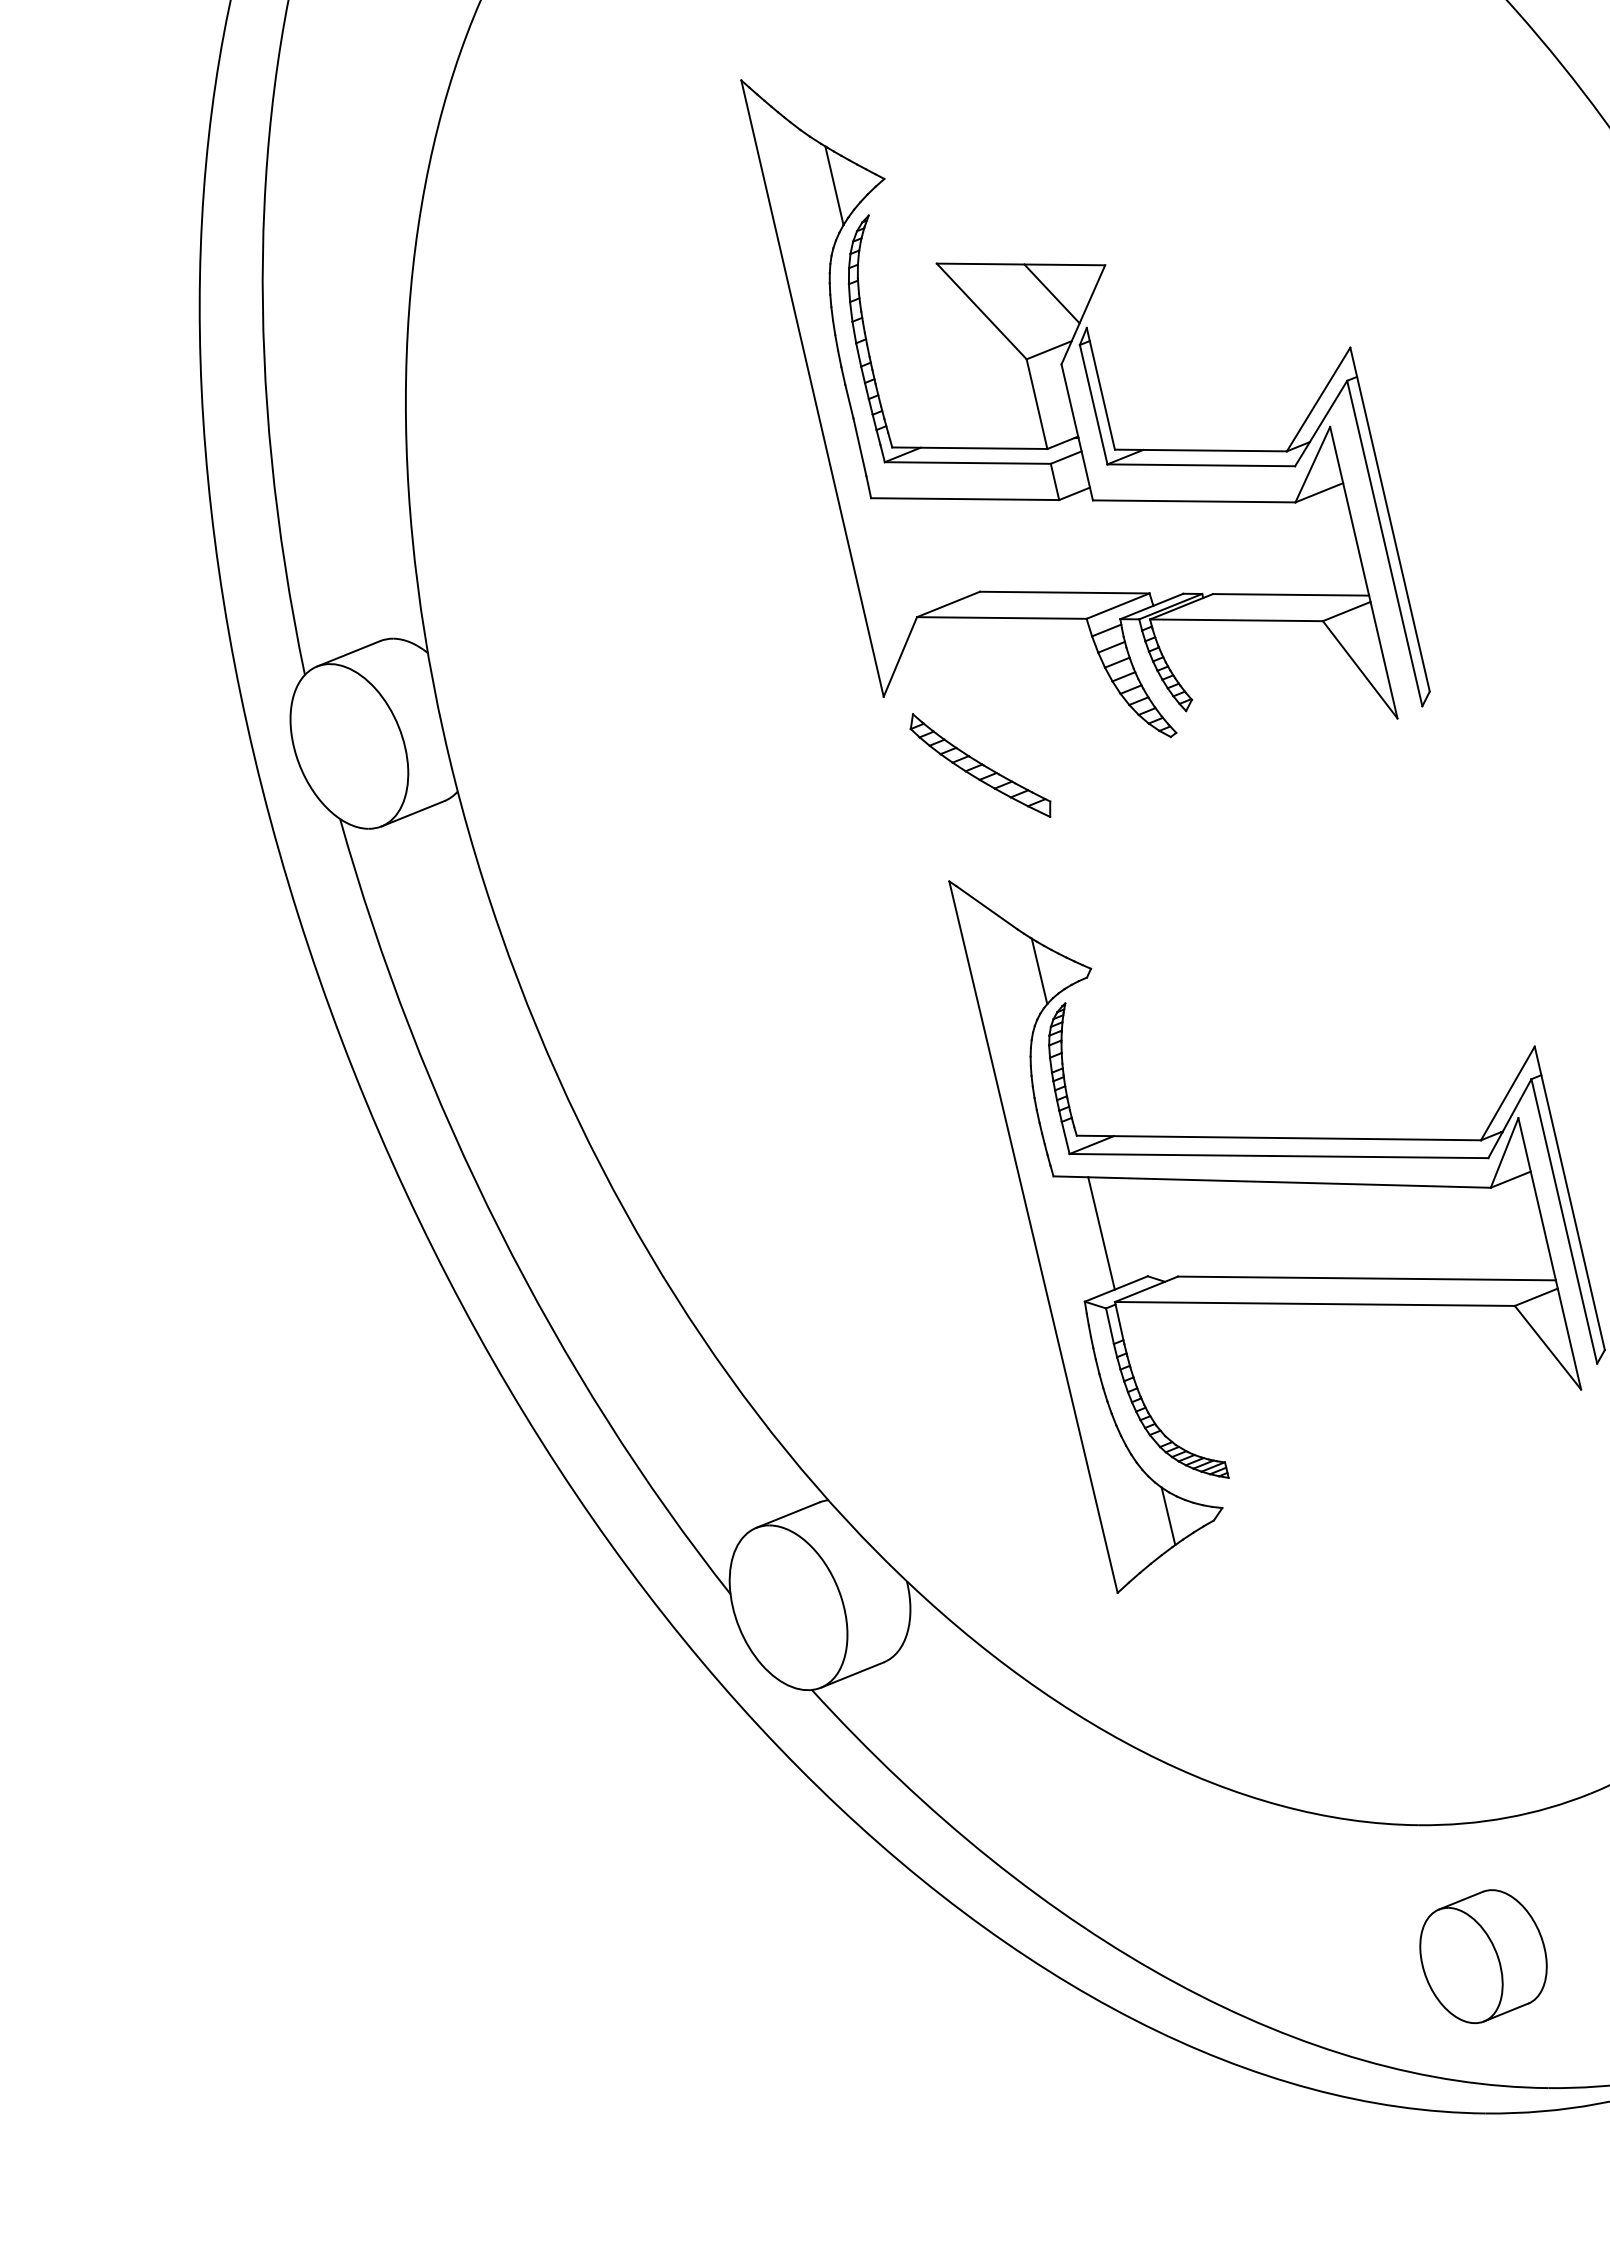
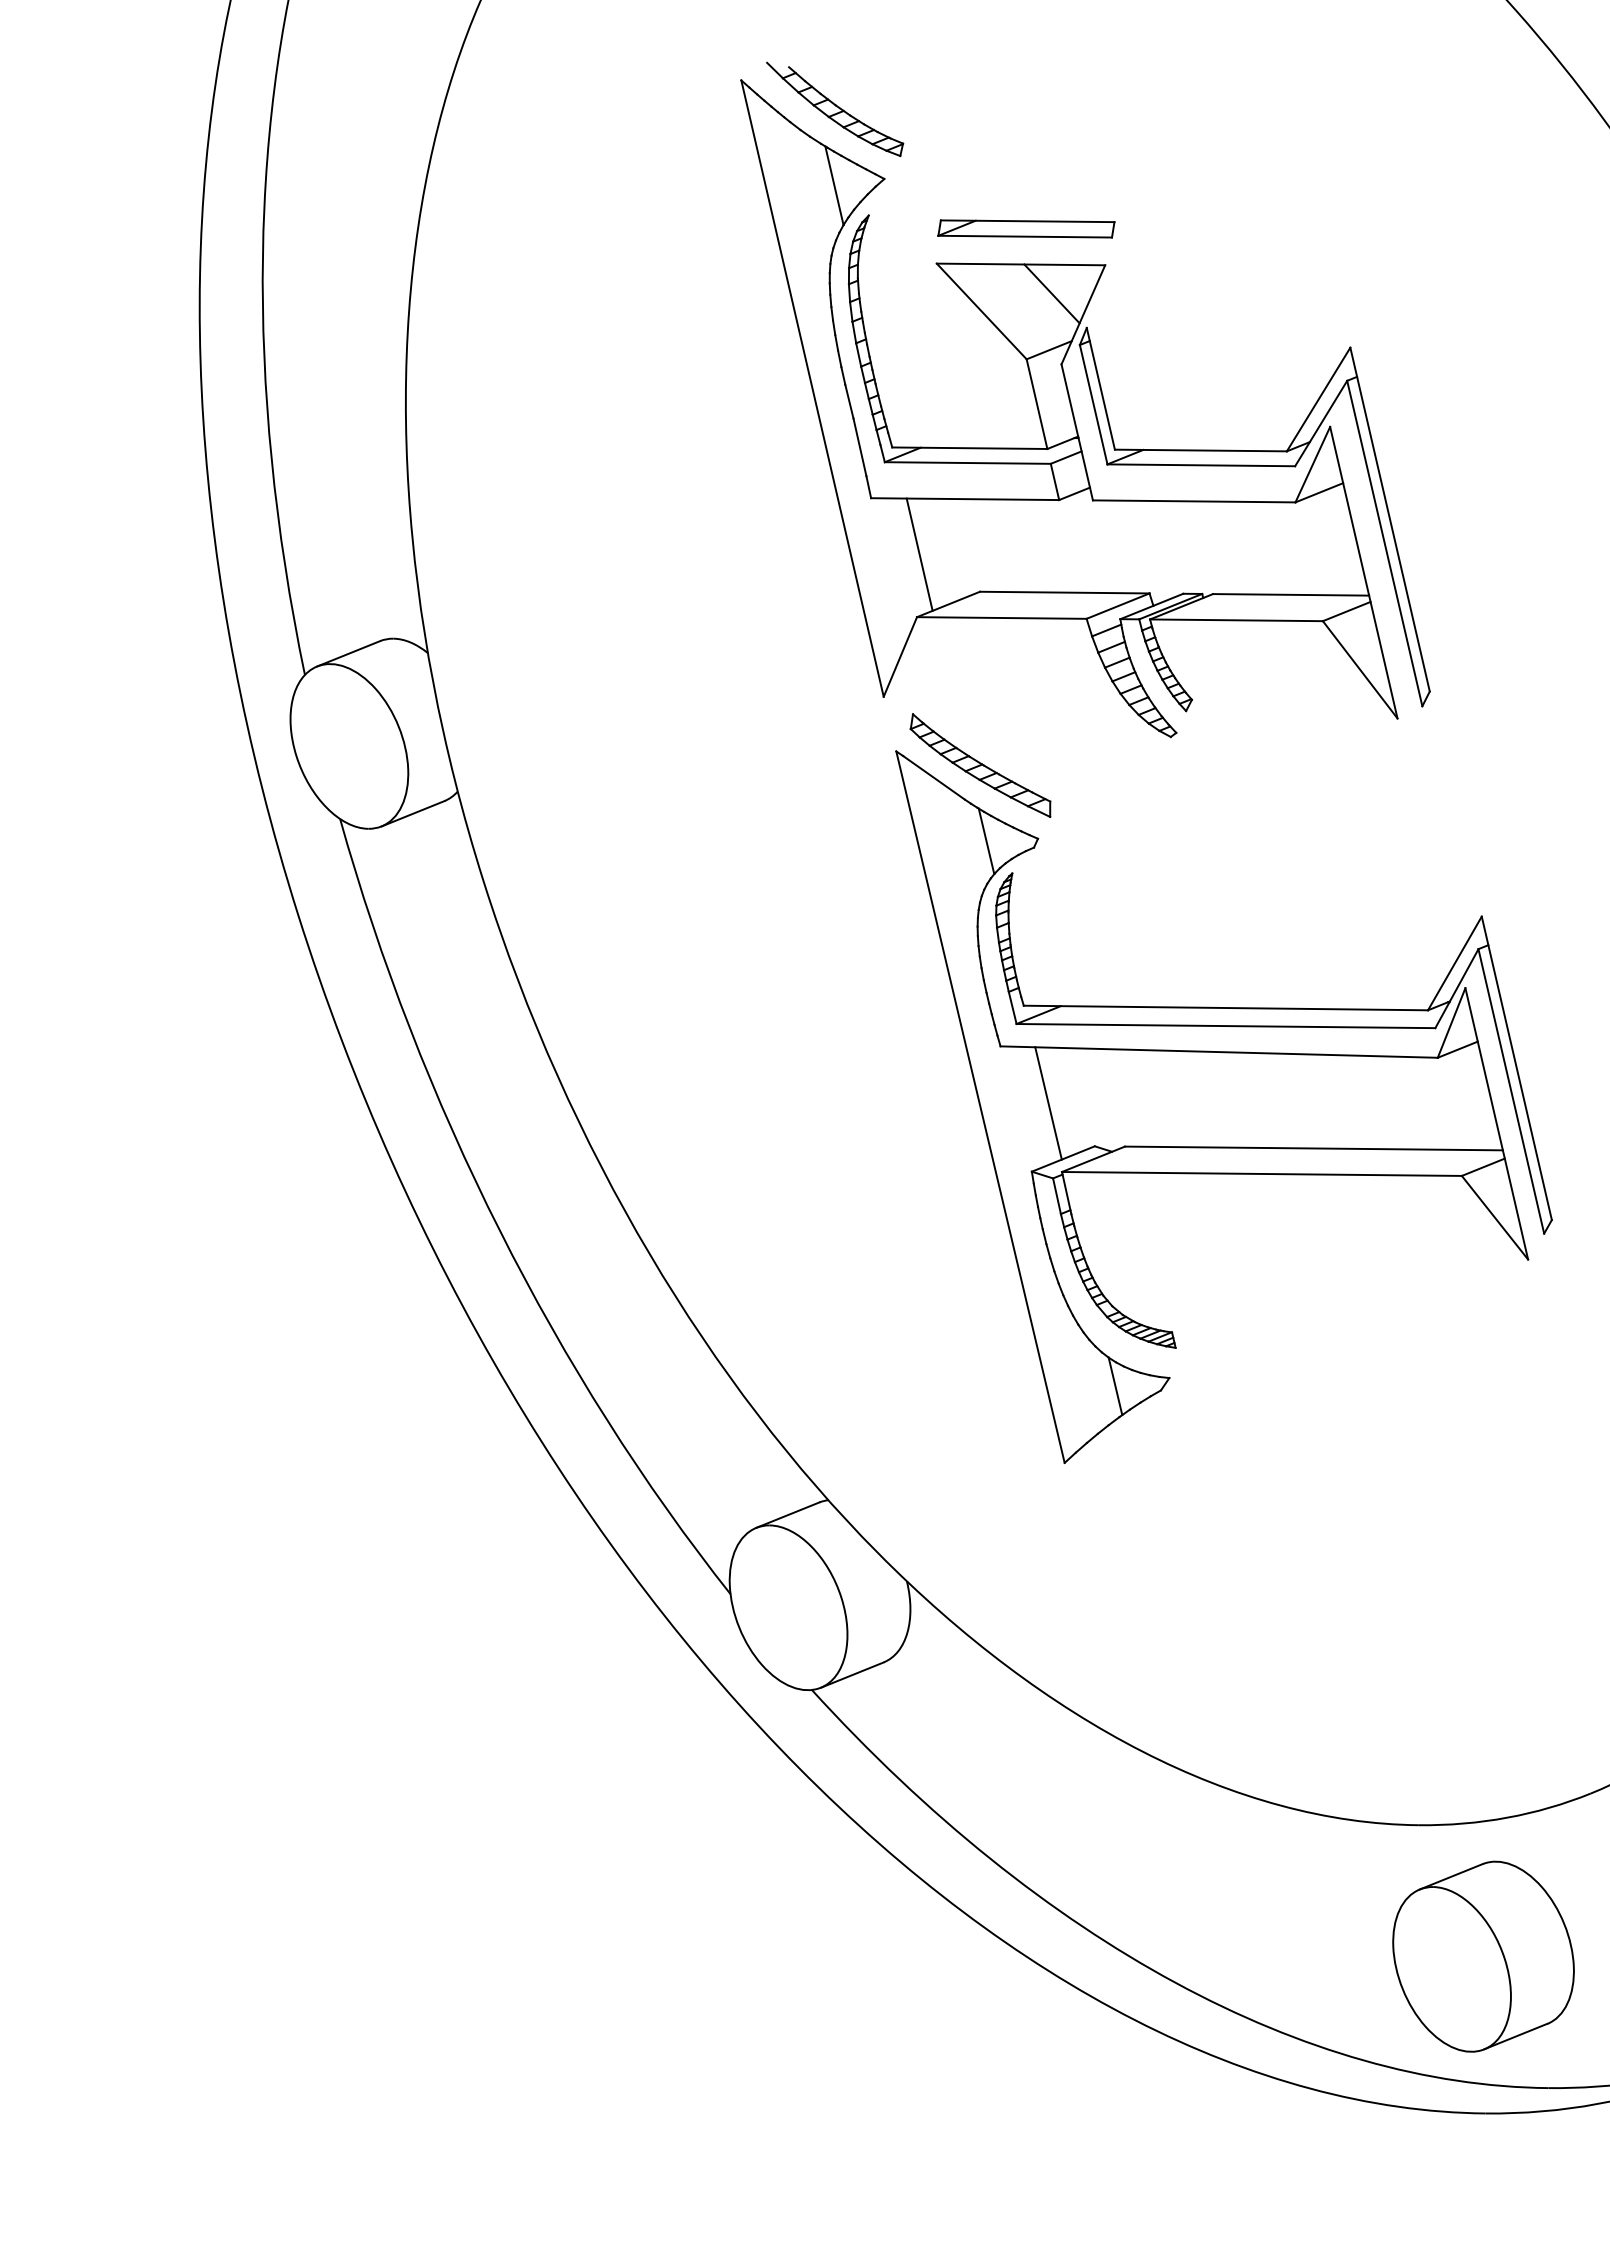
part: none -> present (835, 109)
part: none -> present (1026, 228)
line: none -> present (919, 554)
part position: (1276, 1236) -> (1223, 1106) (1223, 1106)
part size: 129x136 px -> 183x193 px (1483, 1956)
